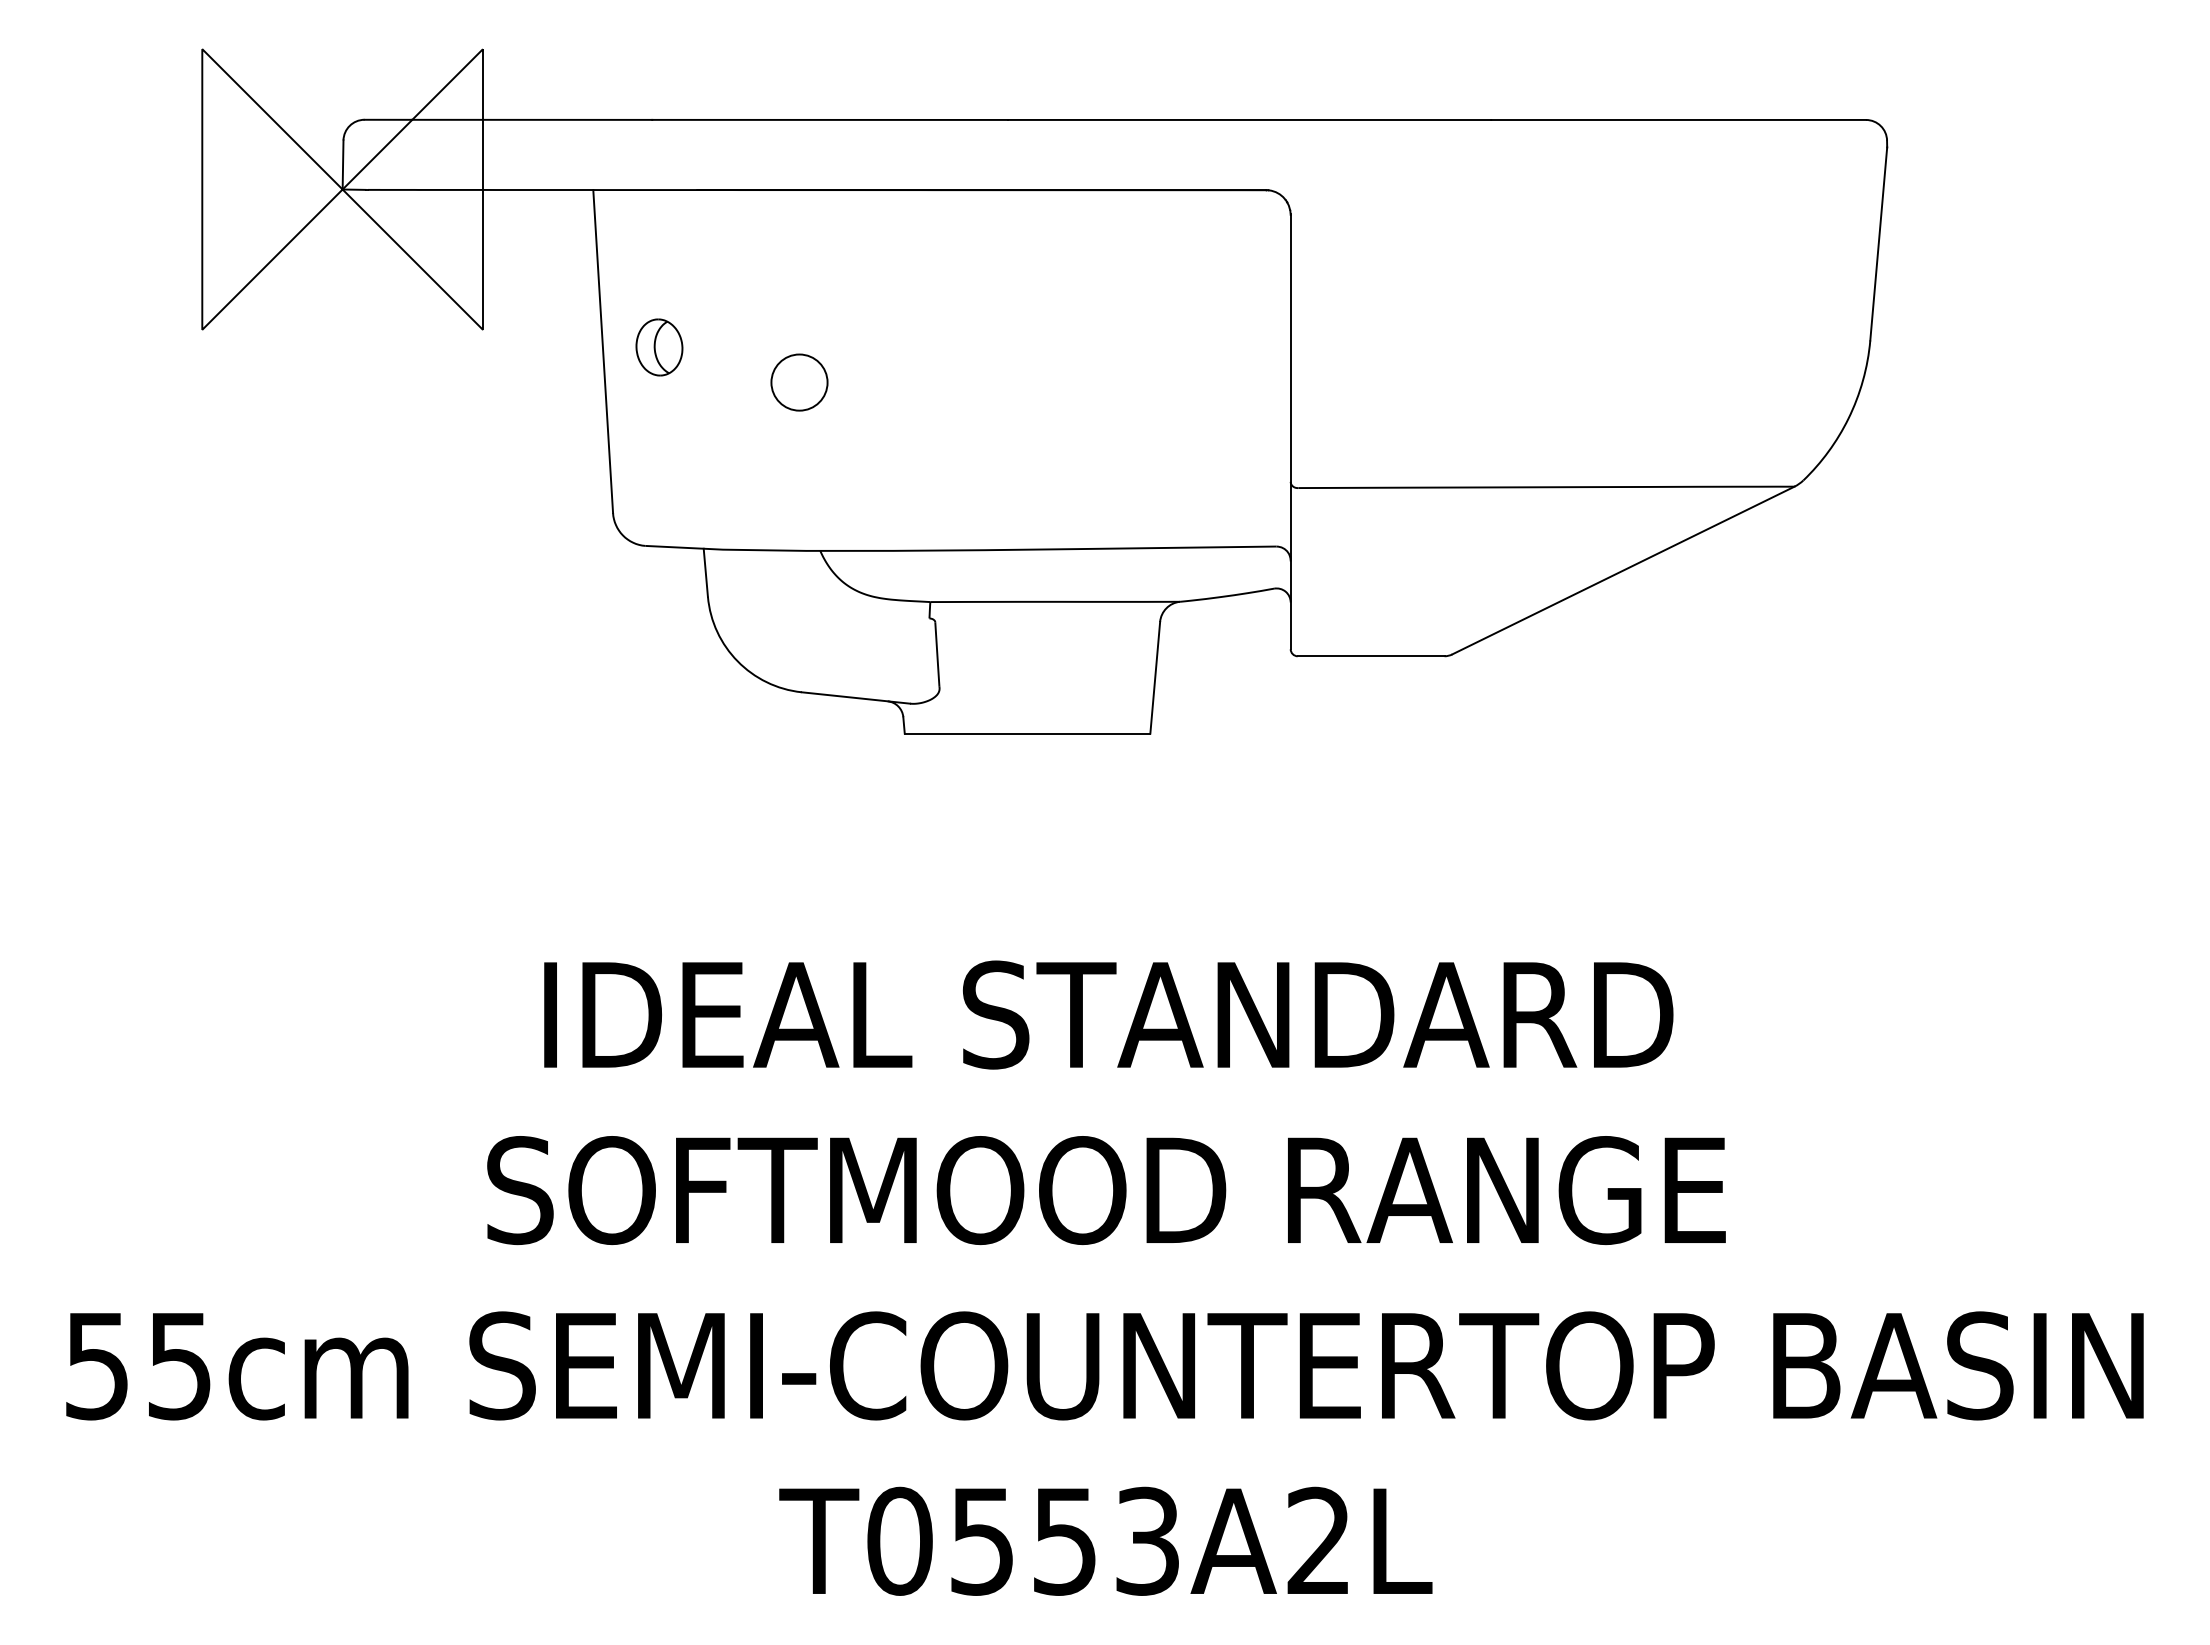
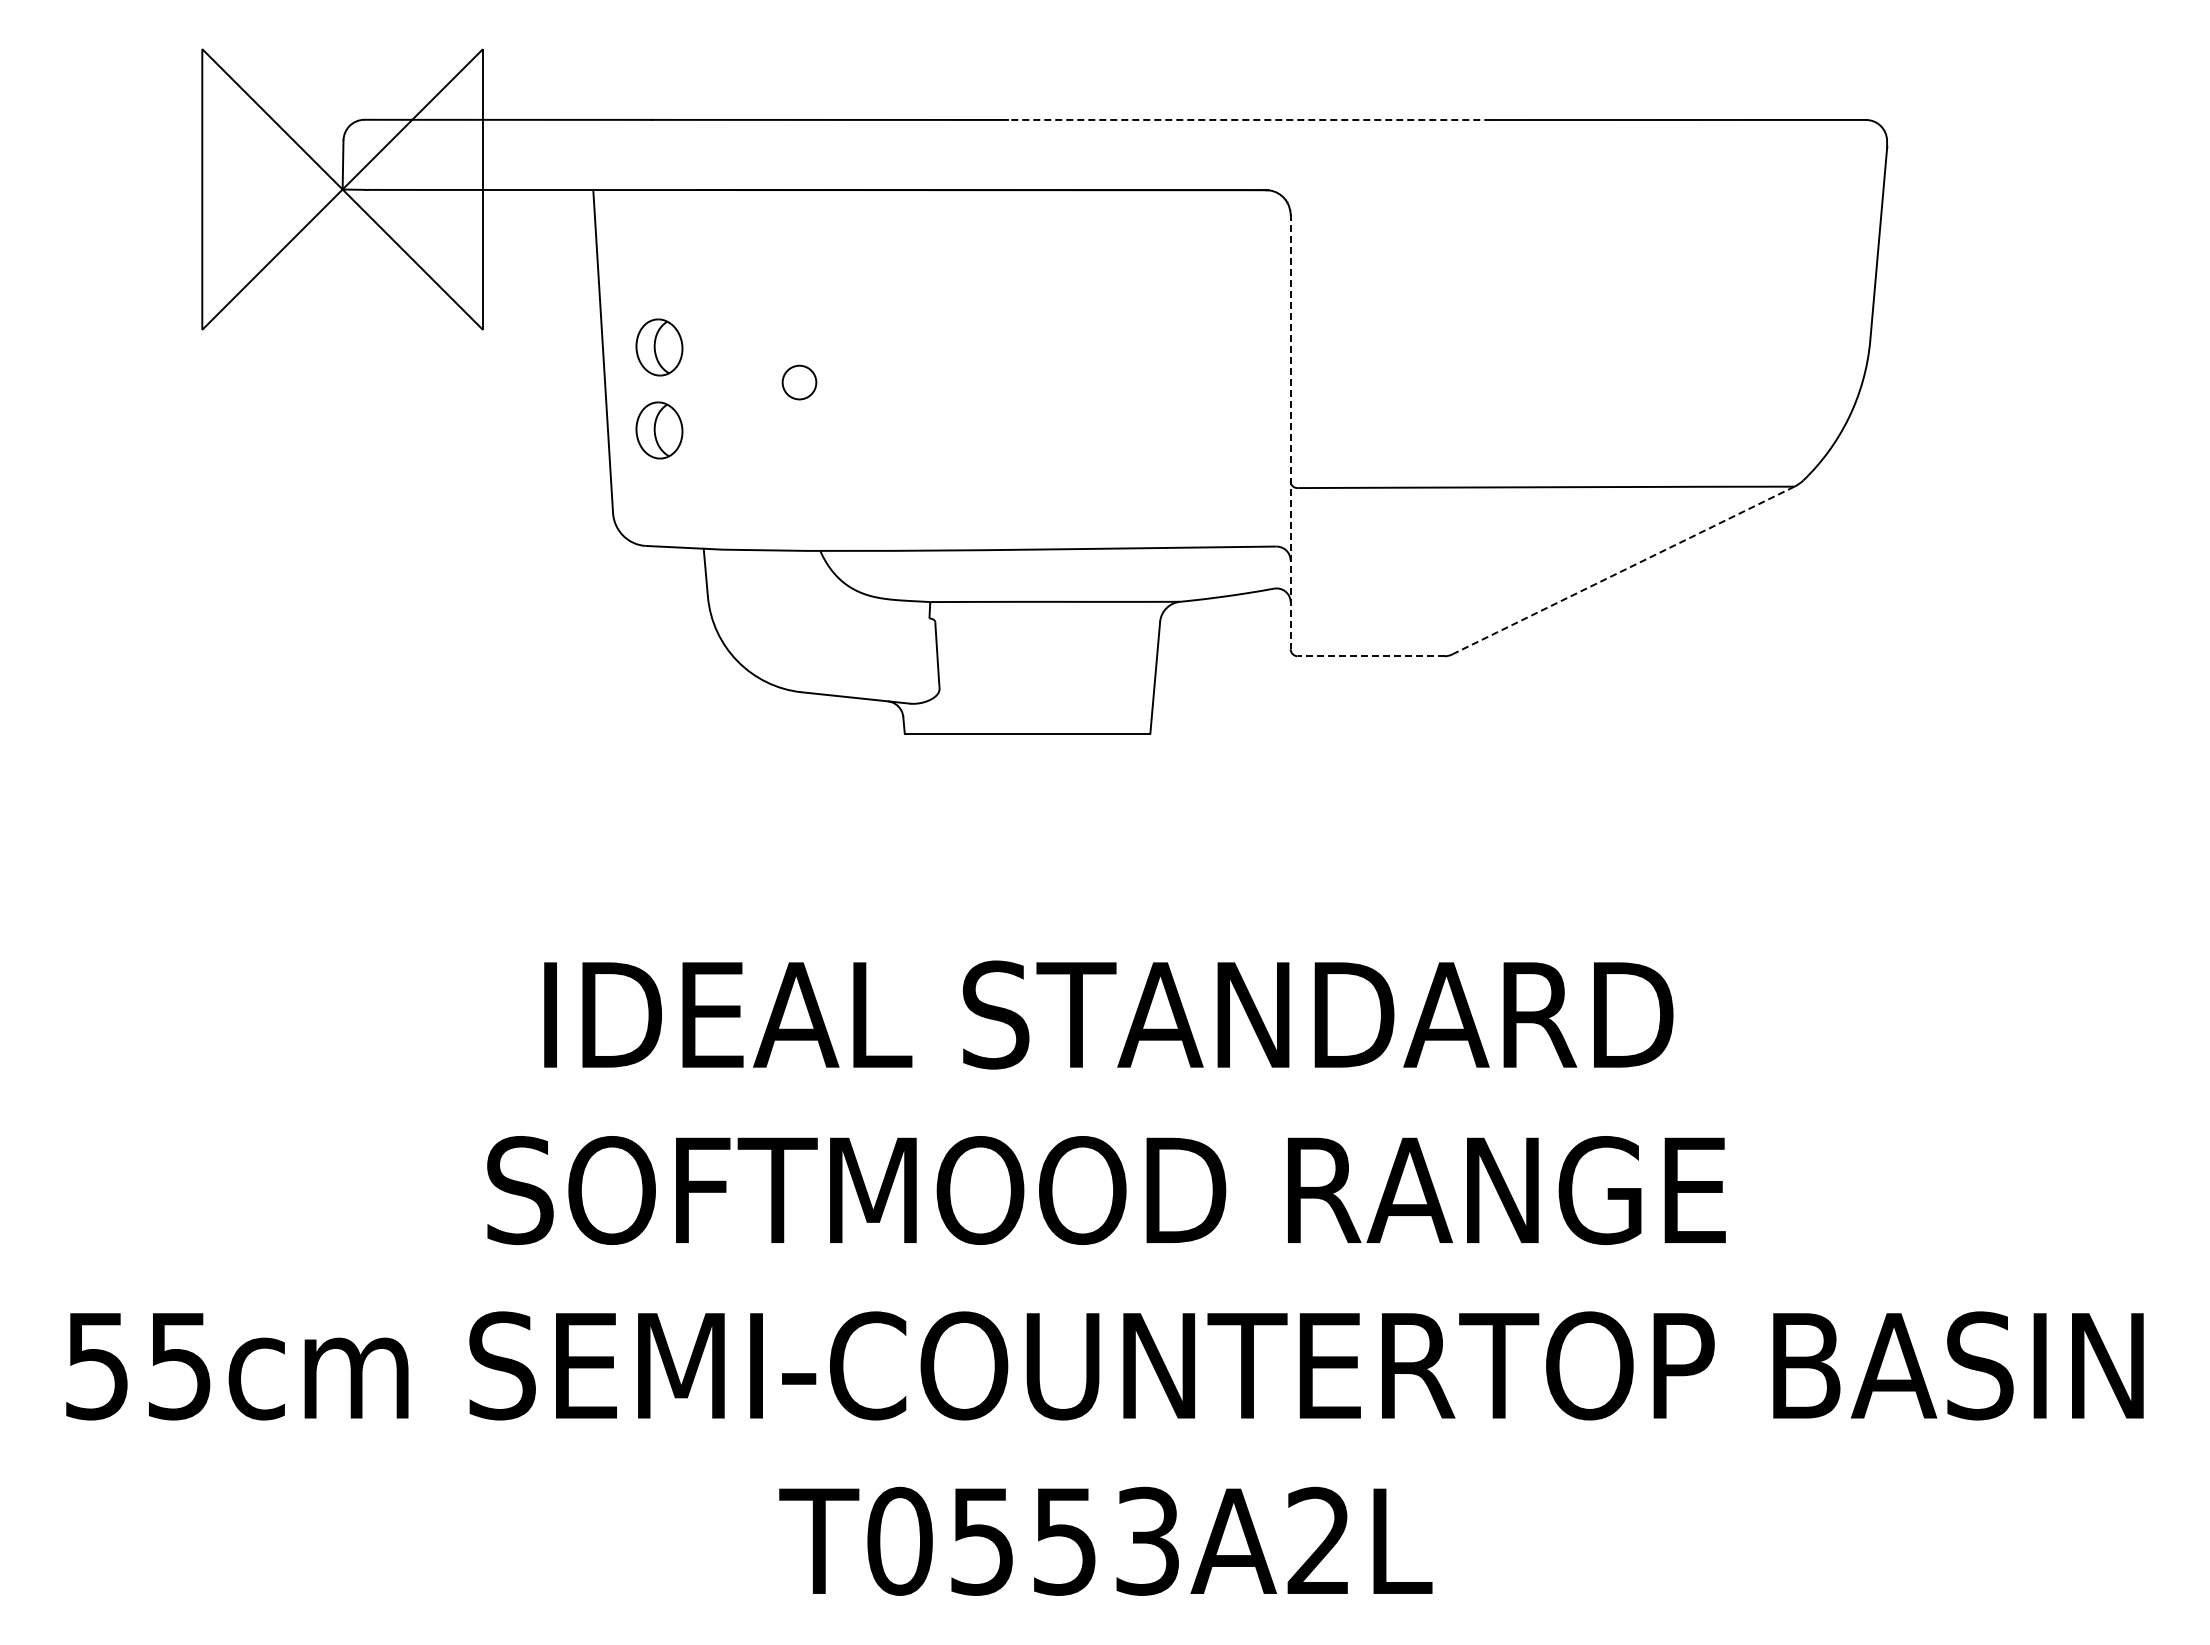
line: solid -> dashed (1249, 119)
circle diameter: 56 px -> 34 px (799, 382)
part: none -> present (659, 430)
line: solid -> dashed (1290, 432)
line: solid -> dashed (1623, 570)
line: solid -> dashed (1370, 656)
